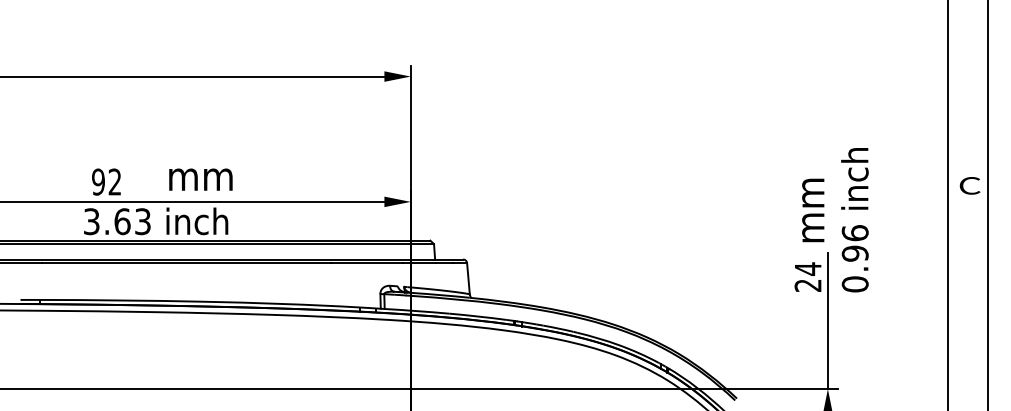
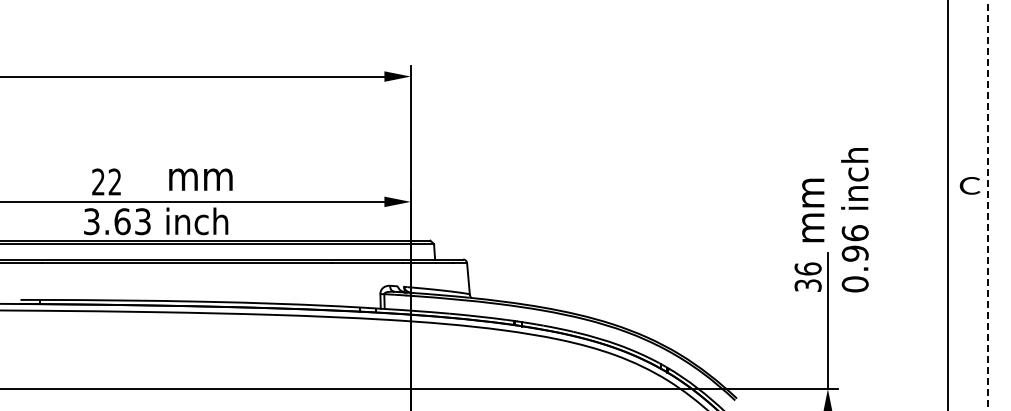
text: 92 -> 22 (98, 181)
line: solid -> dashed (987, 205)
text: 24 -> 36 (807, 276)
